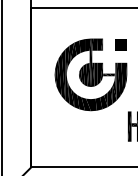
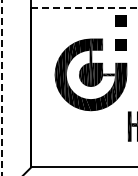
line: solid -> dashed (84, 7)
part: none -> present (120, 20)
line: solid -> dashed (1, 88)
